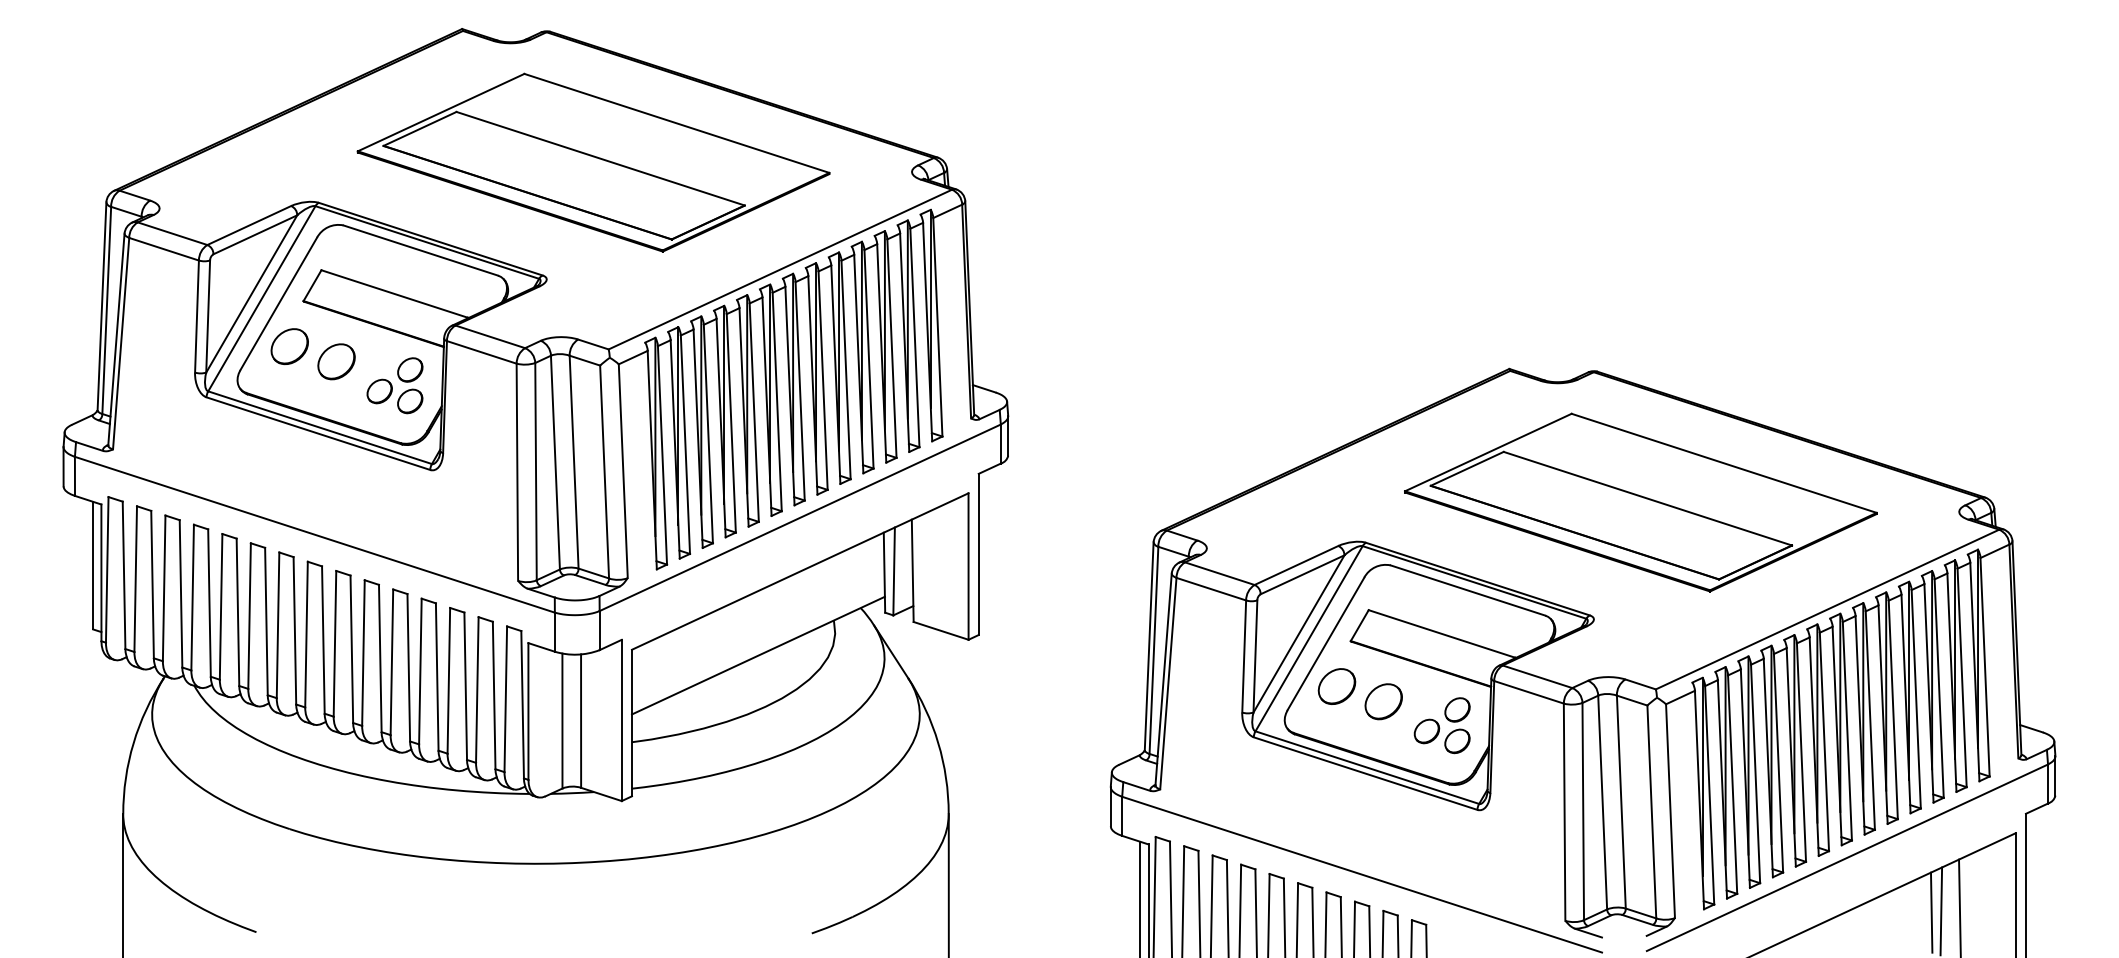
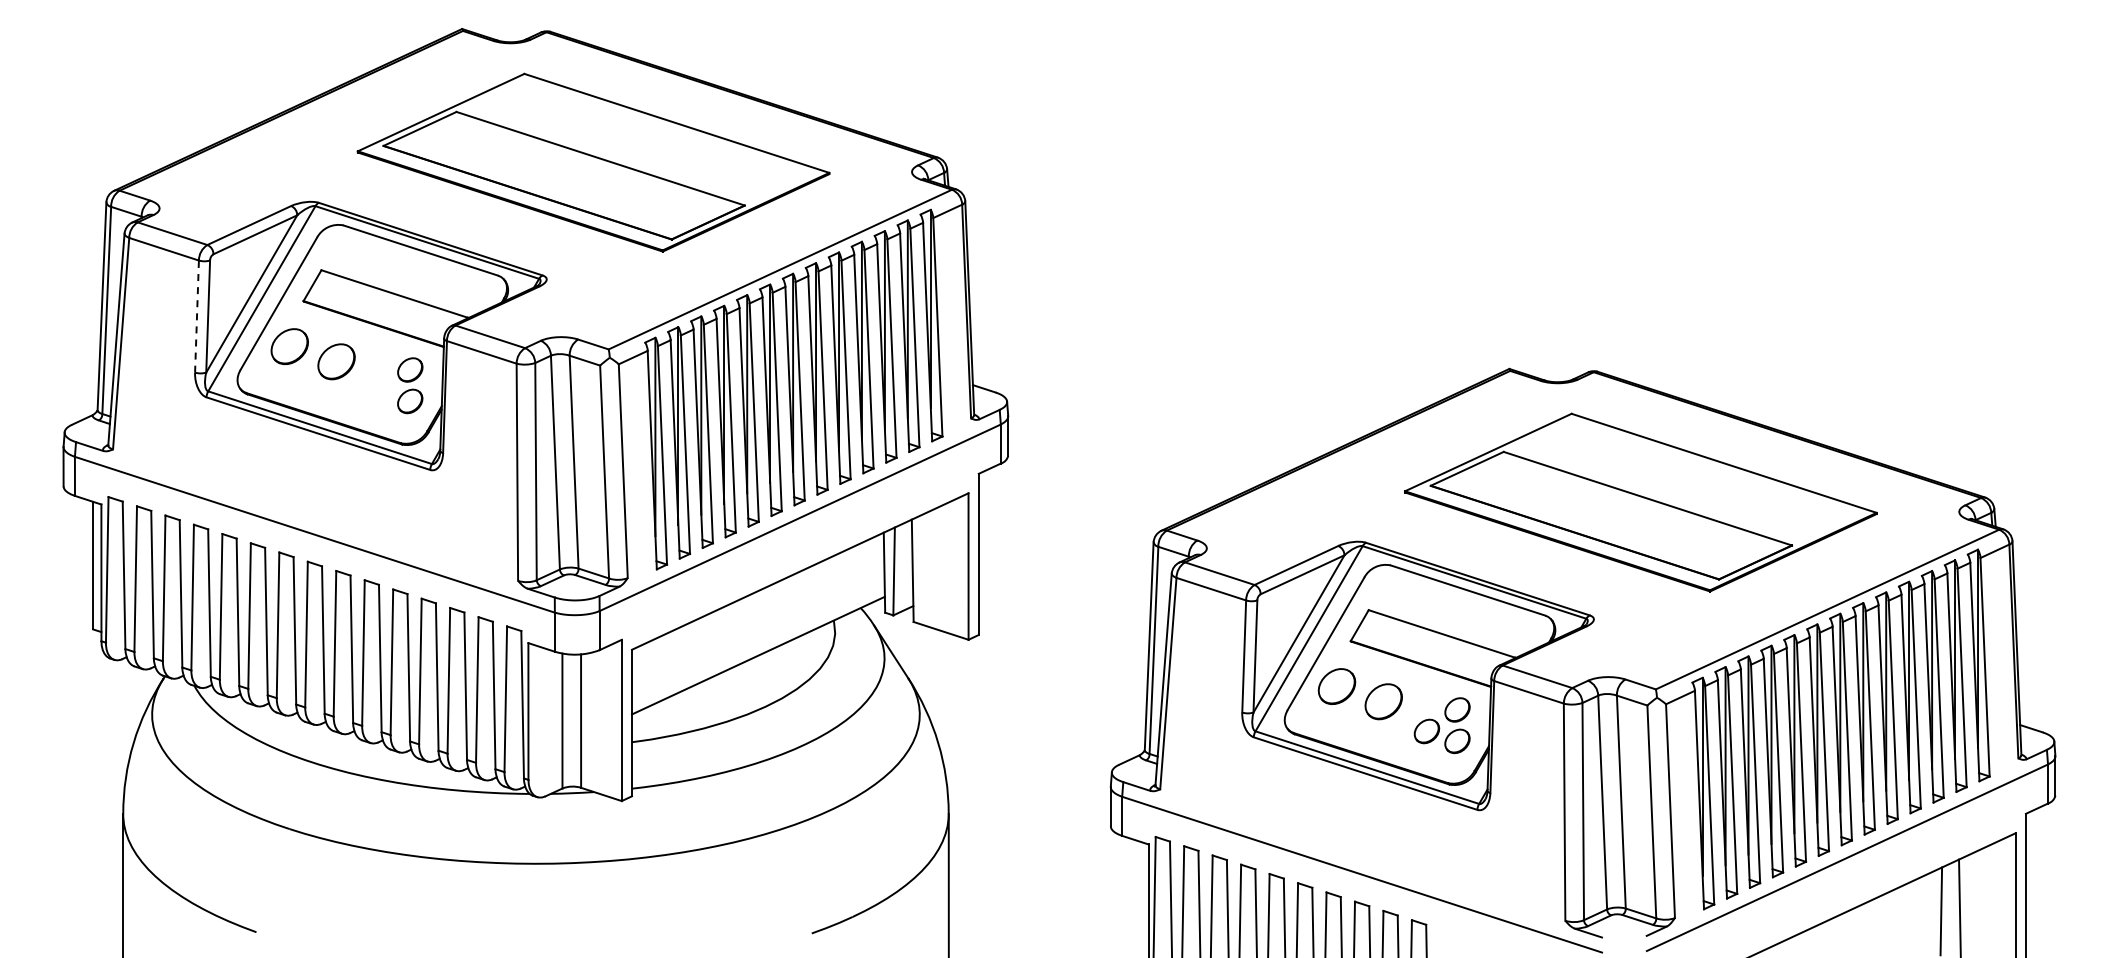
line: solid -> dashed (197, 316)
part: present -> none (379, 391)
line: present -> none (1140, 897)
line: present -> none (1931, 912)
